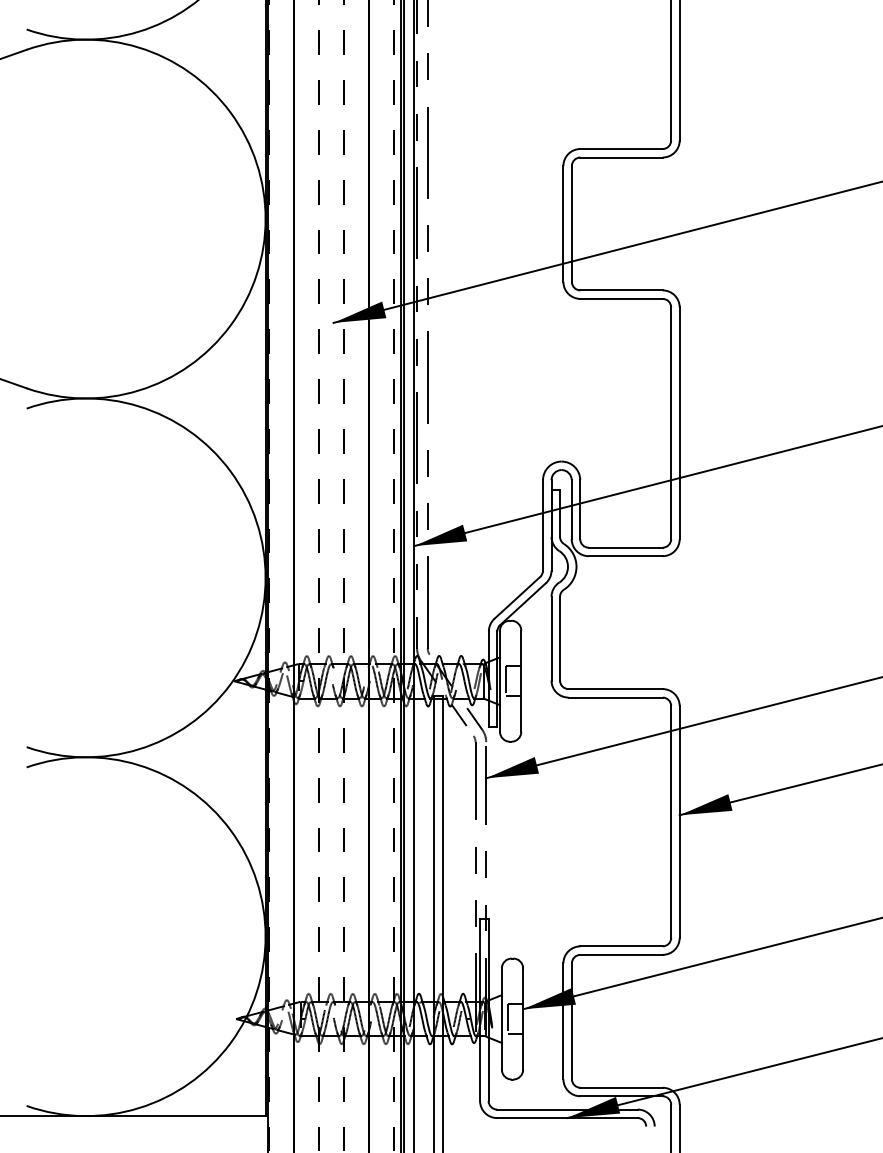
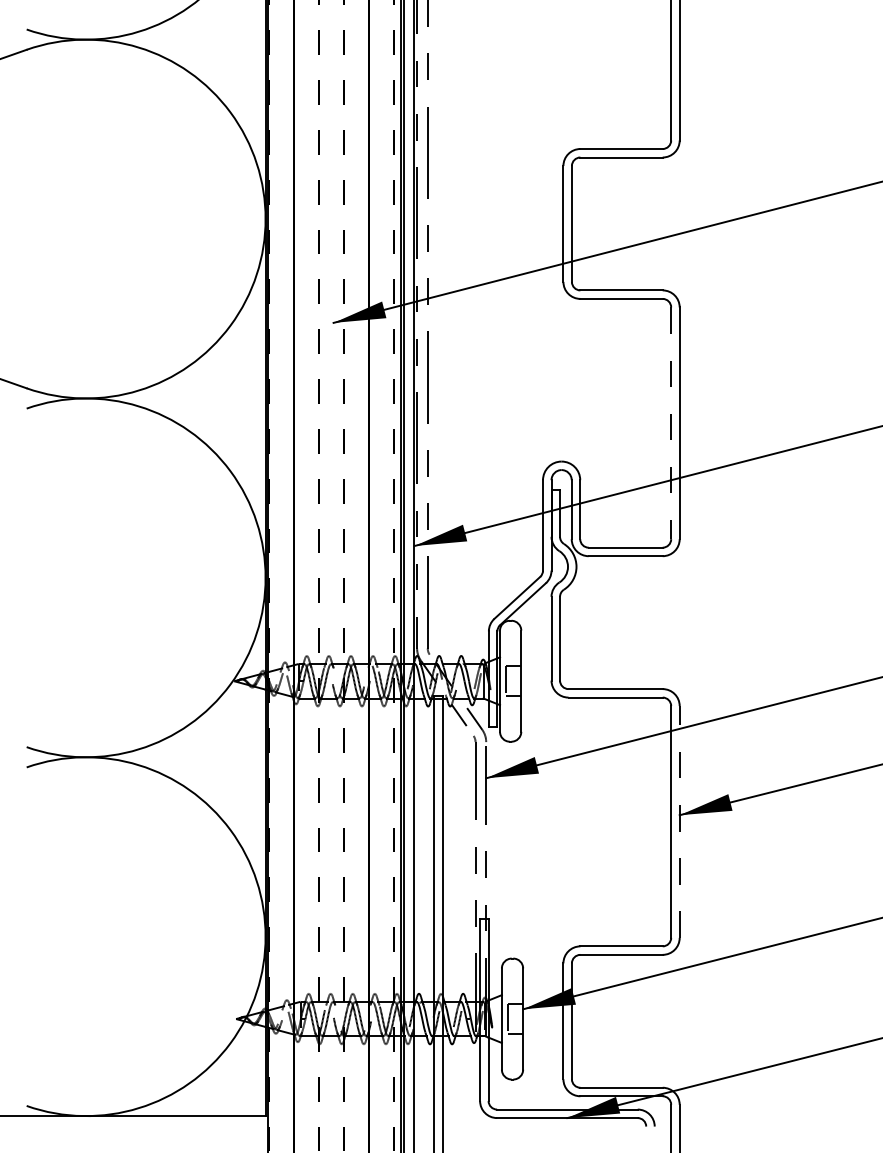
line: solid -> dashed (671, 423)
line: solid -> dashed (679, 821)
